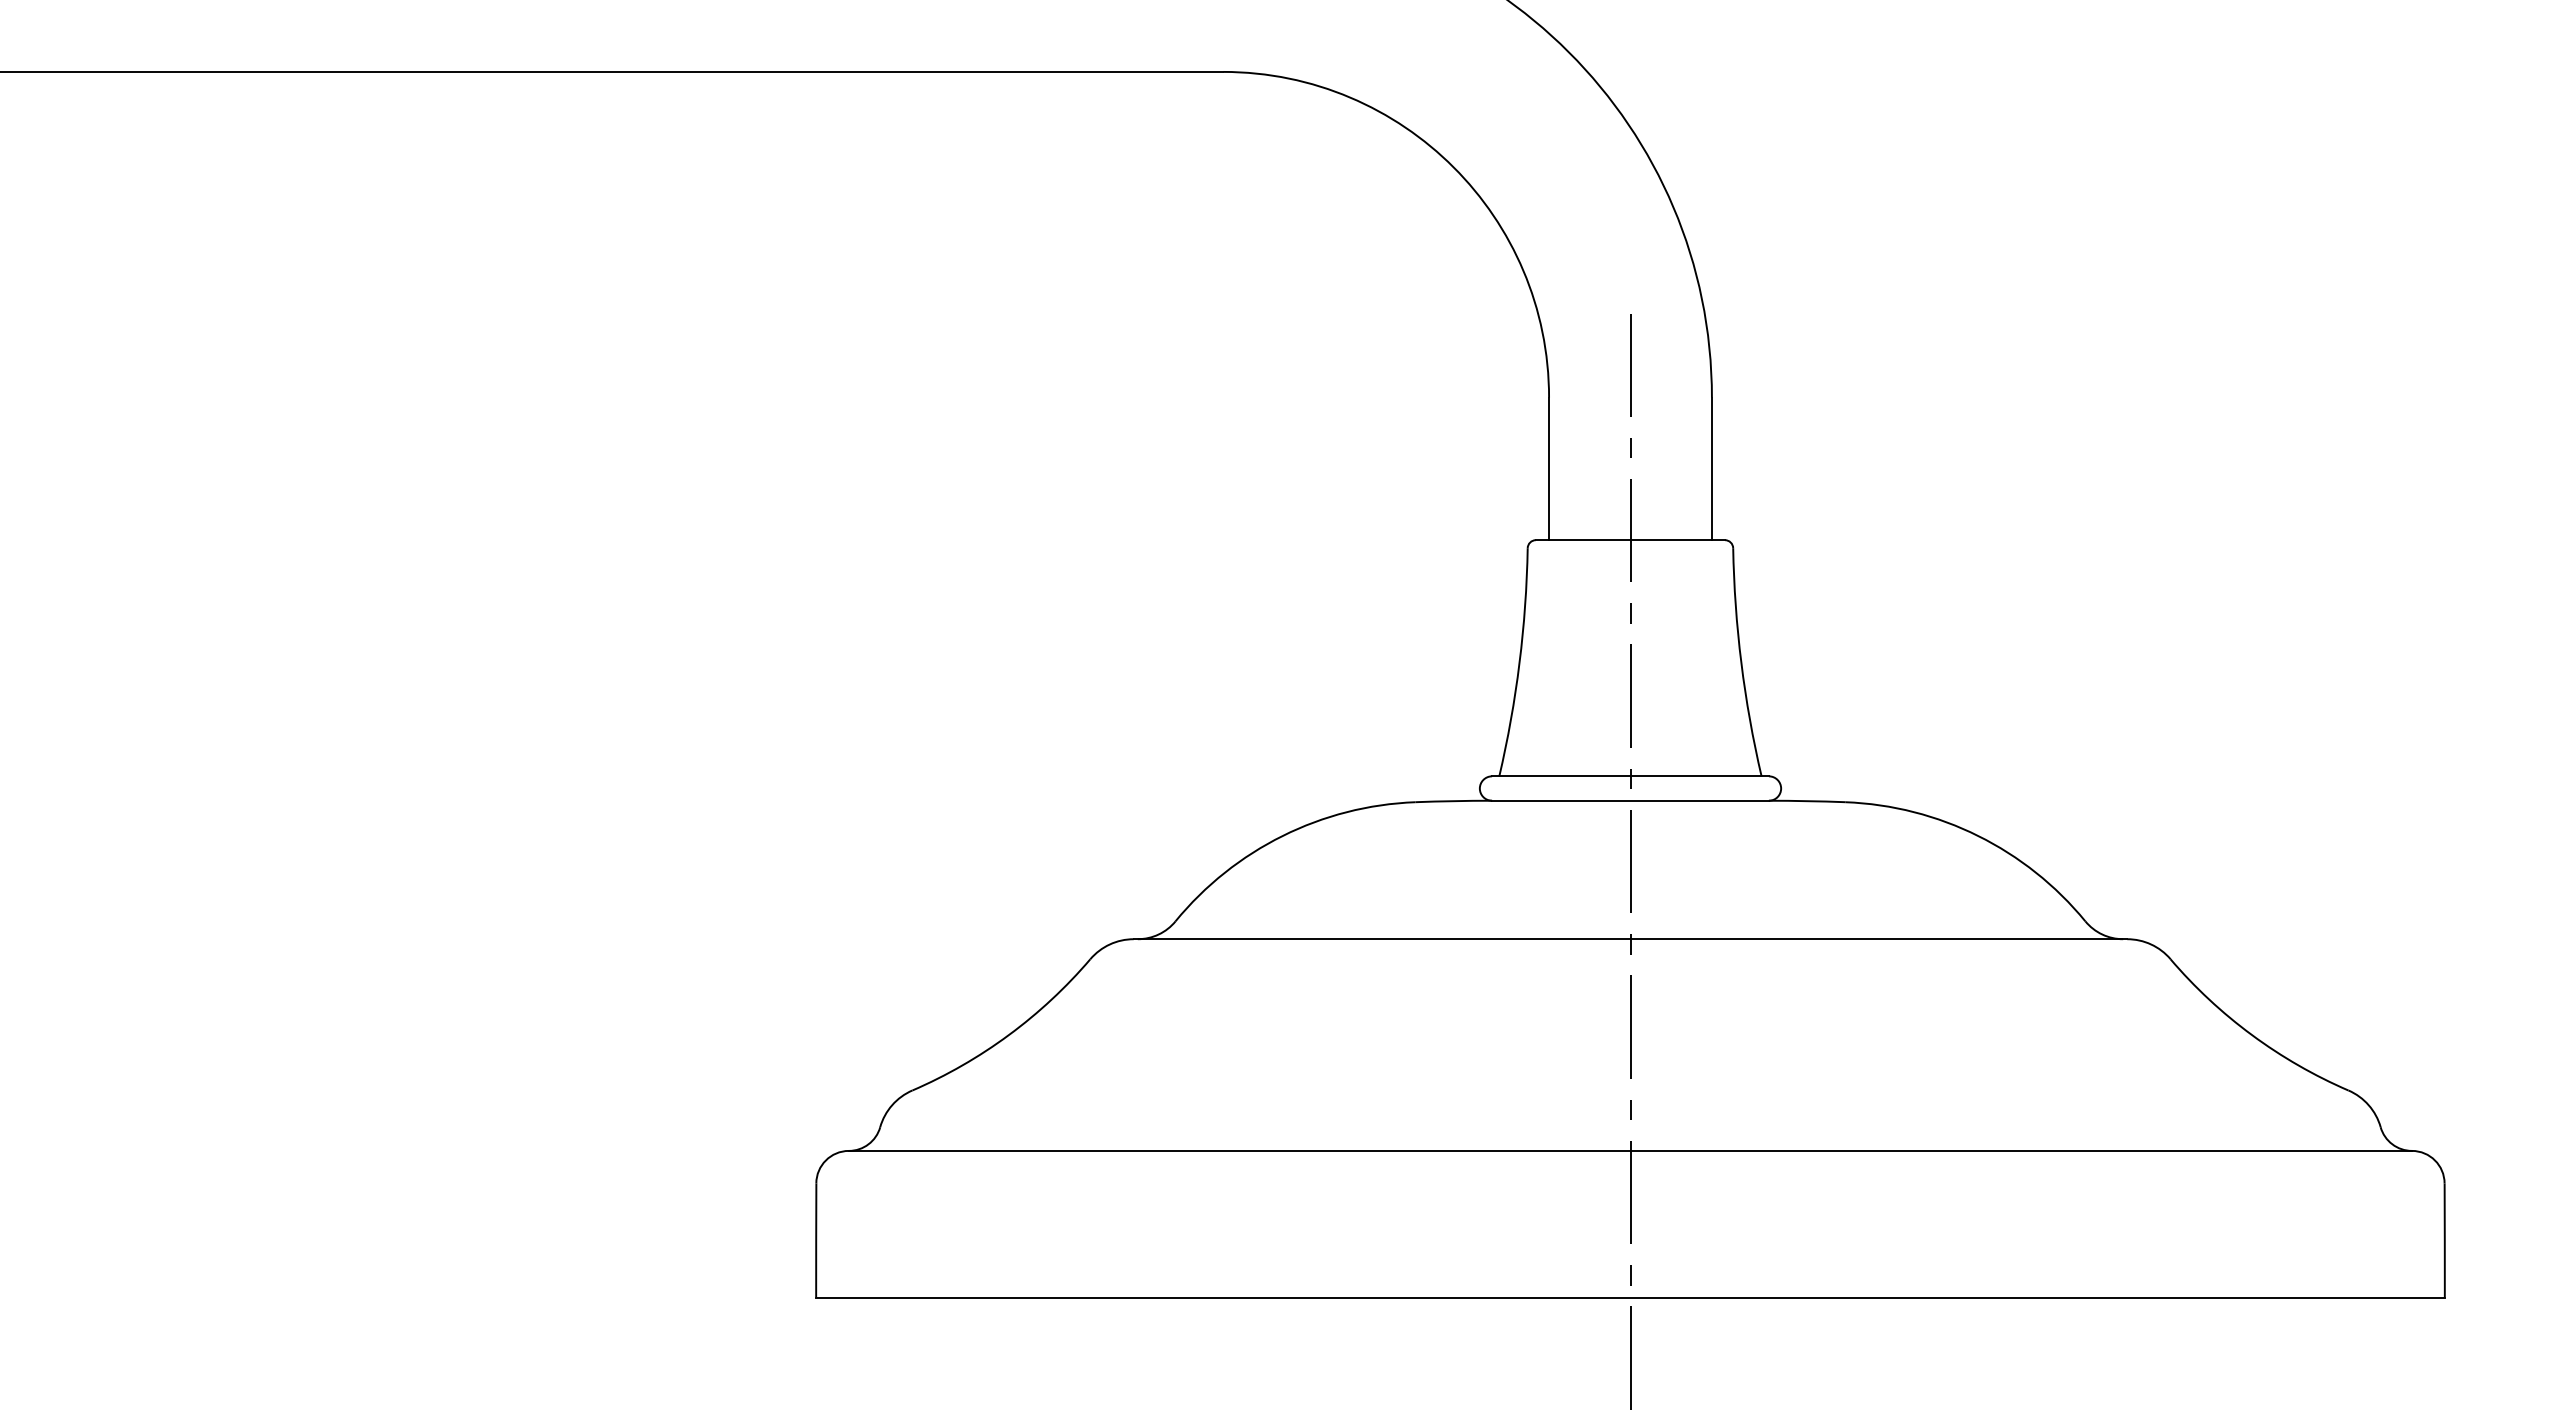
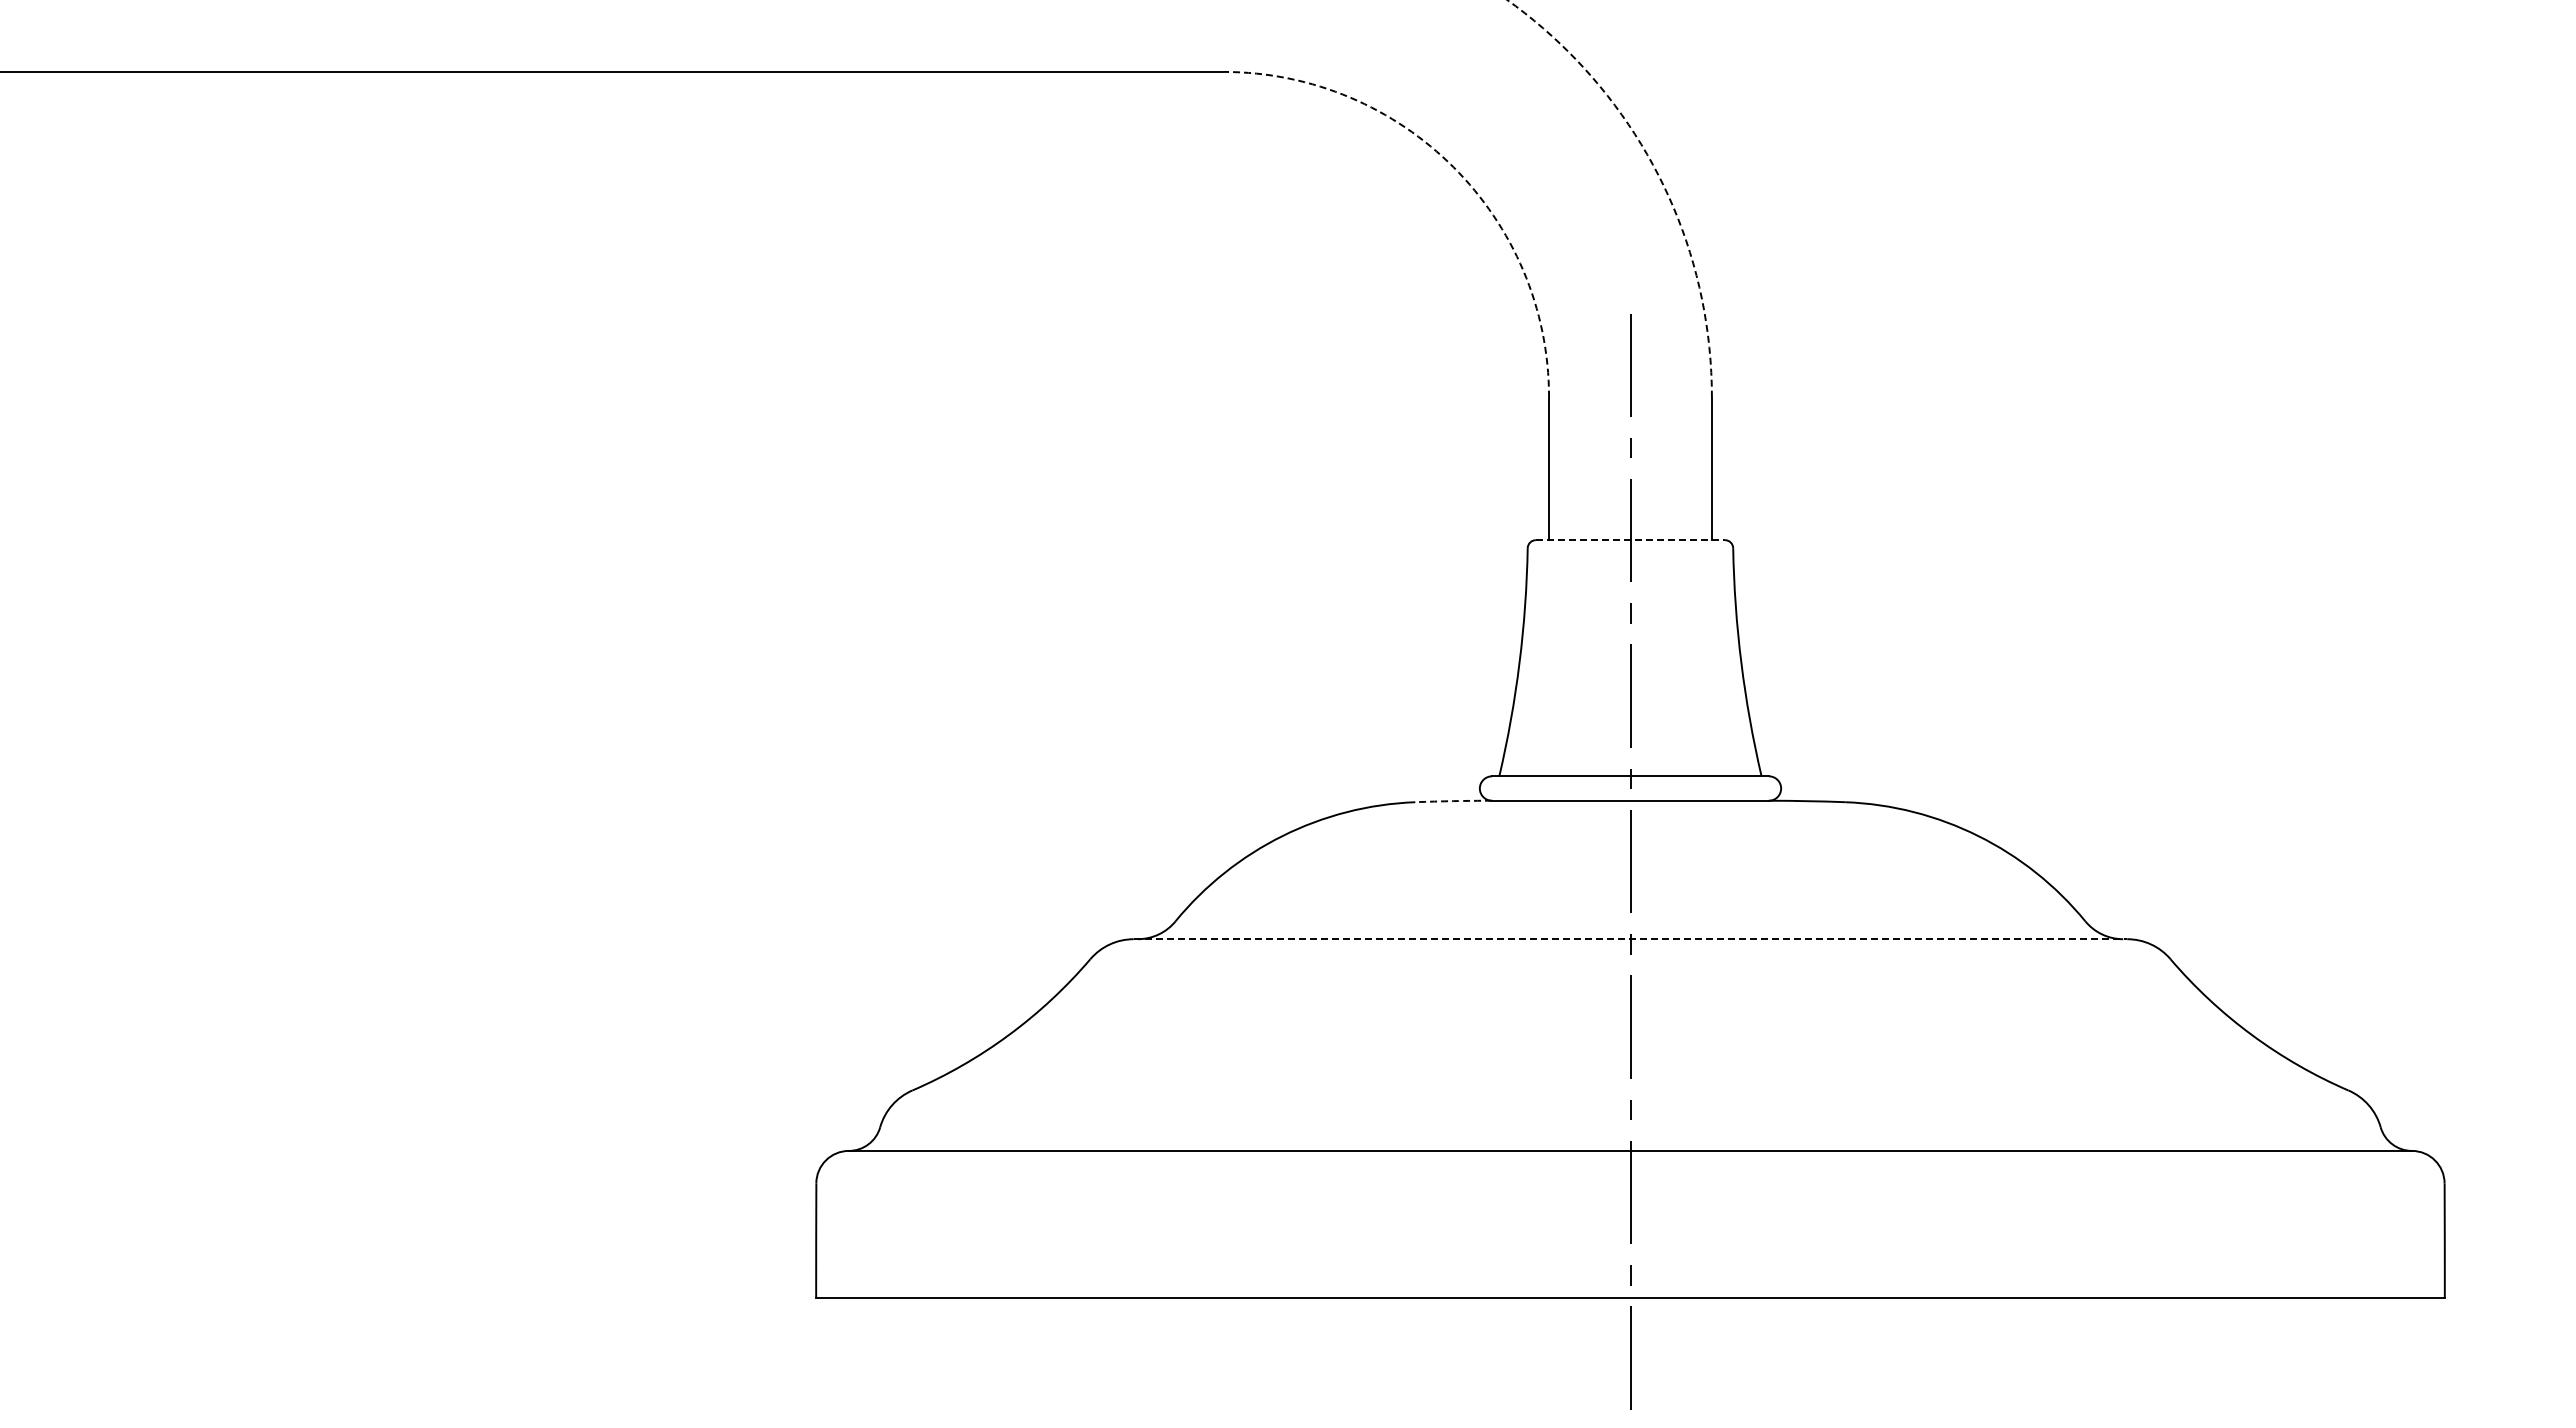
arc: solid -> dashed (1453, 167)
arc: solid -> dashed (1657, 173)
line: solid -> dashed (1630, 540)
arc: solid -> dashed (1453, 801)
line: solid -> dashed (1630, 939)
